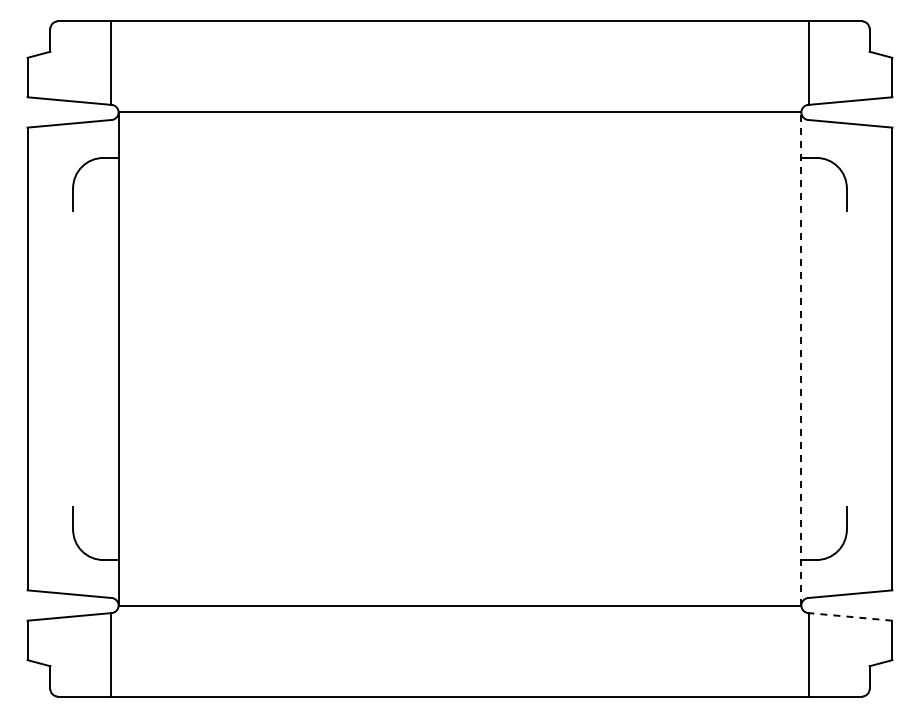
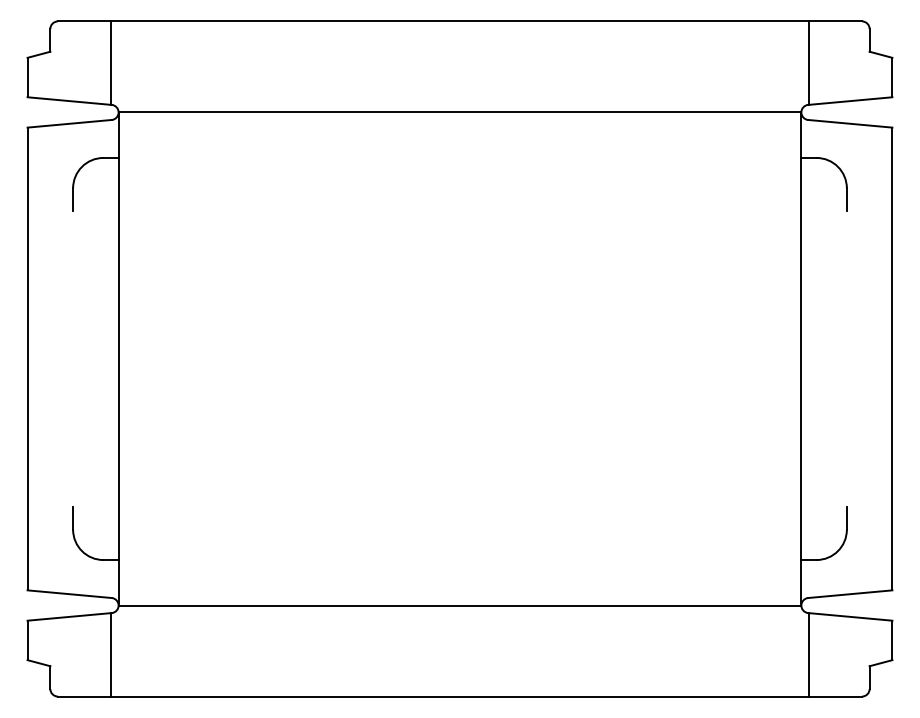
line: dashed -> solid (801, 359)
line: dashed -> solid (849, 616)
